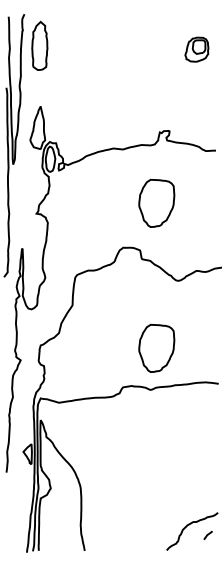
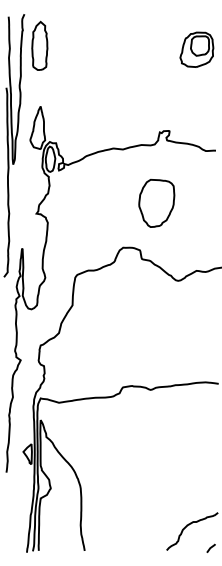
part size: 26x27 px -> 36x37 px (196, 49)
part: present -> none (156, 348)
line position: (207, 534) -> (210, 547) (210, 547)
